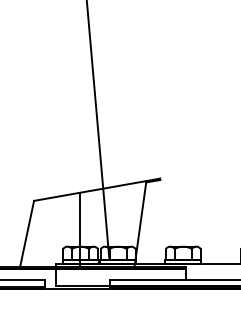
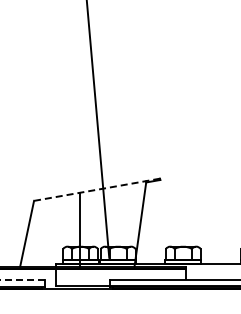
line: solid -> dashed (97, 189)
line: solid -> dashed (22, 279)
